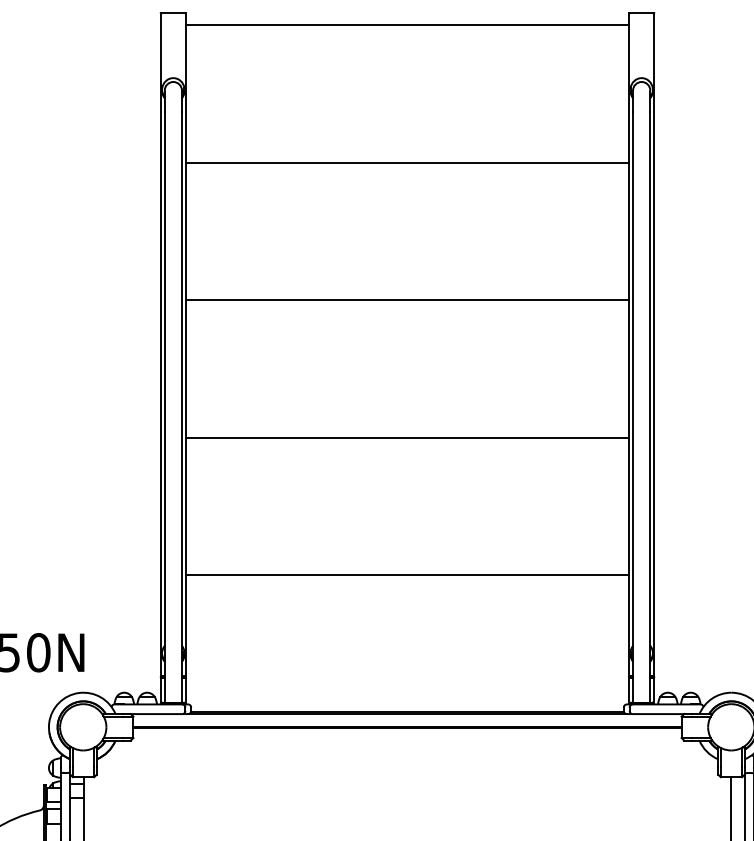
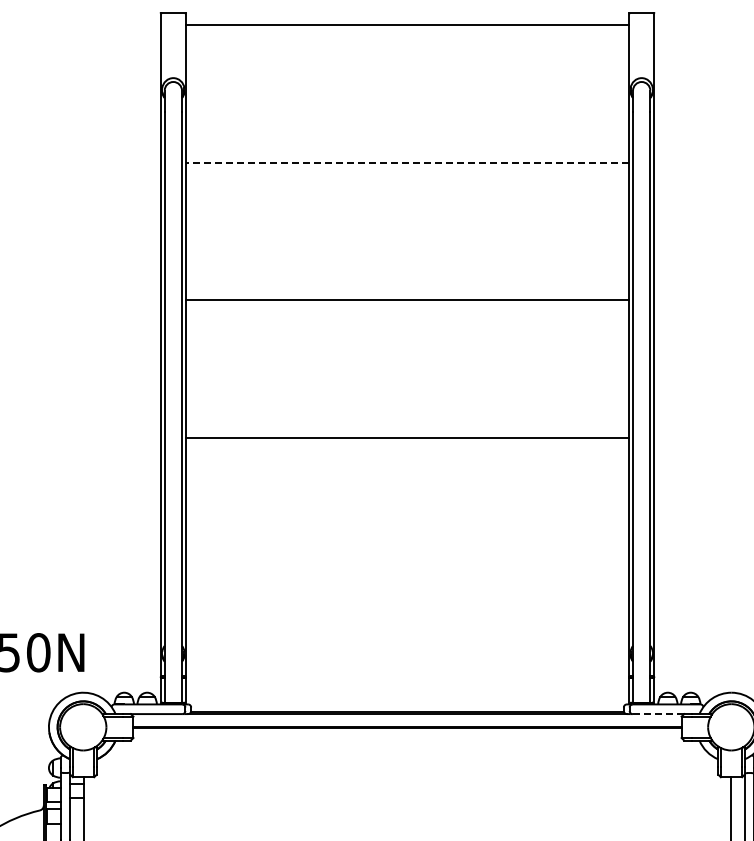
line: solid -> dashed (407, 162)
line: present -> none (407, 575)
arc: solid -> dashed (655, 714)
